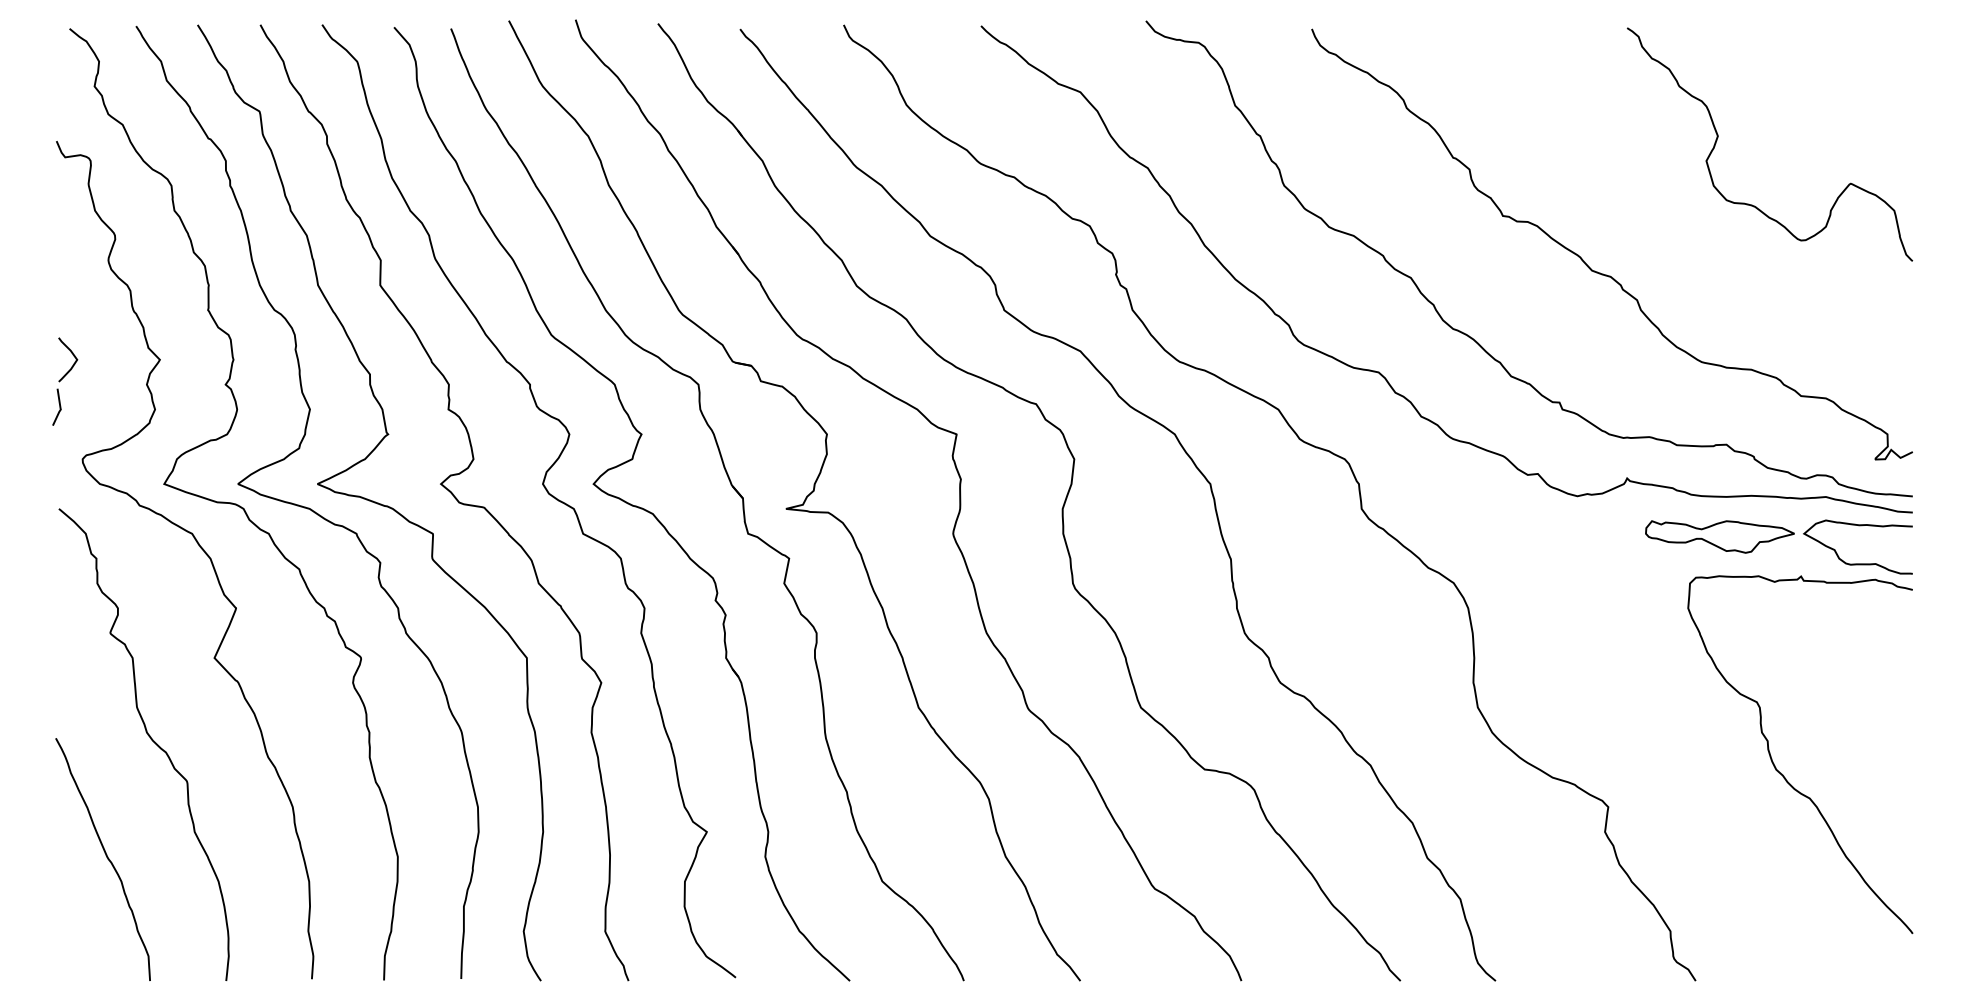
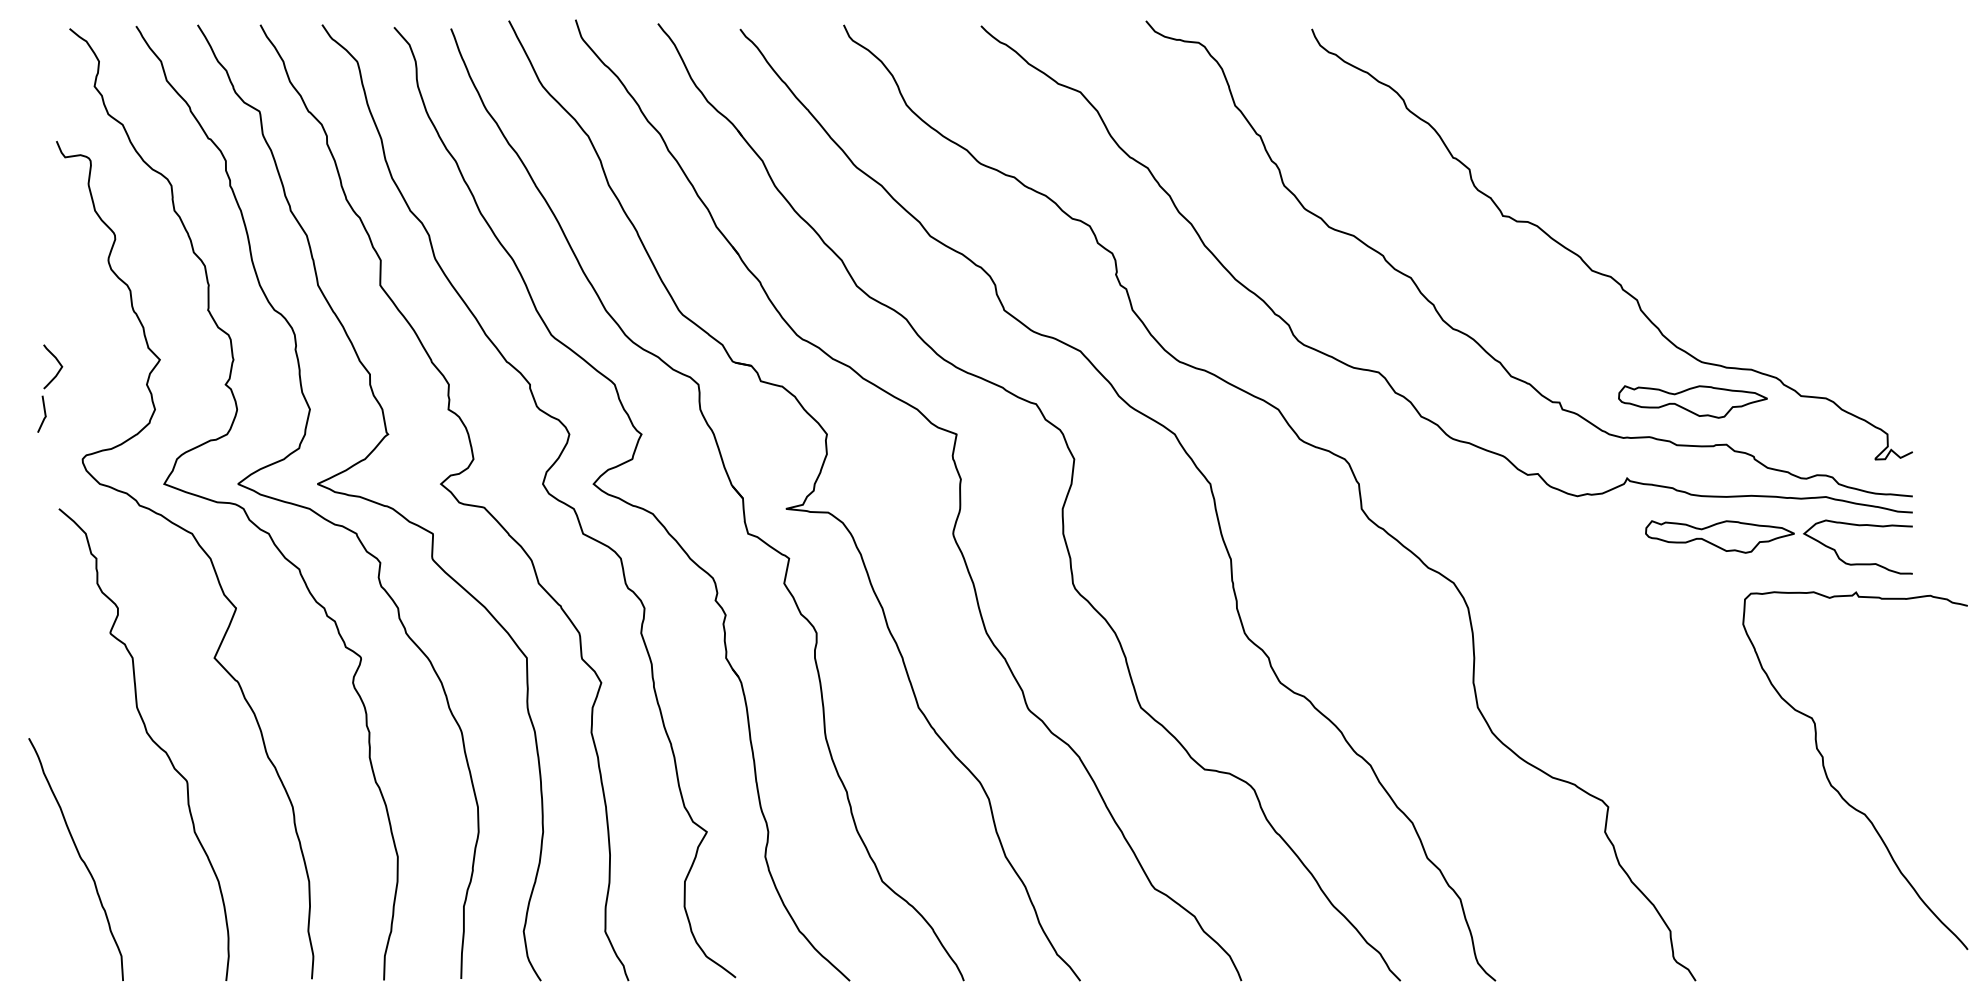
curve: present -> none (1718, 138)
part position: (65, 381) -> (50, 388) (50, 388)
part: none -> present (1692, 401)
curve position: (1782, 773) -> (1837, 789) (1837, 789)
curve position: (106, 857) -> (79, 857) (79, 857)
